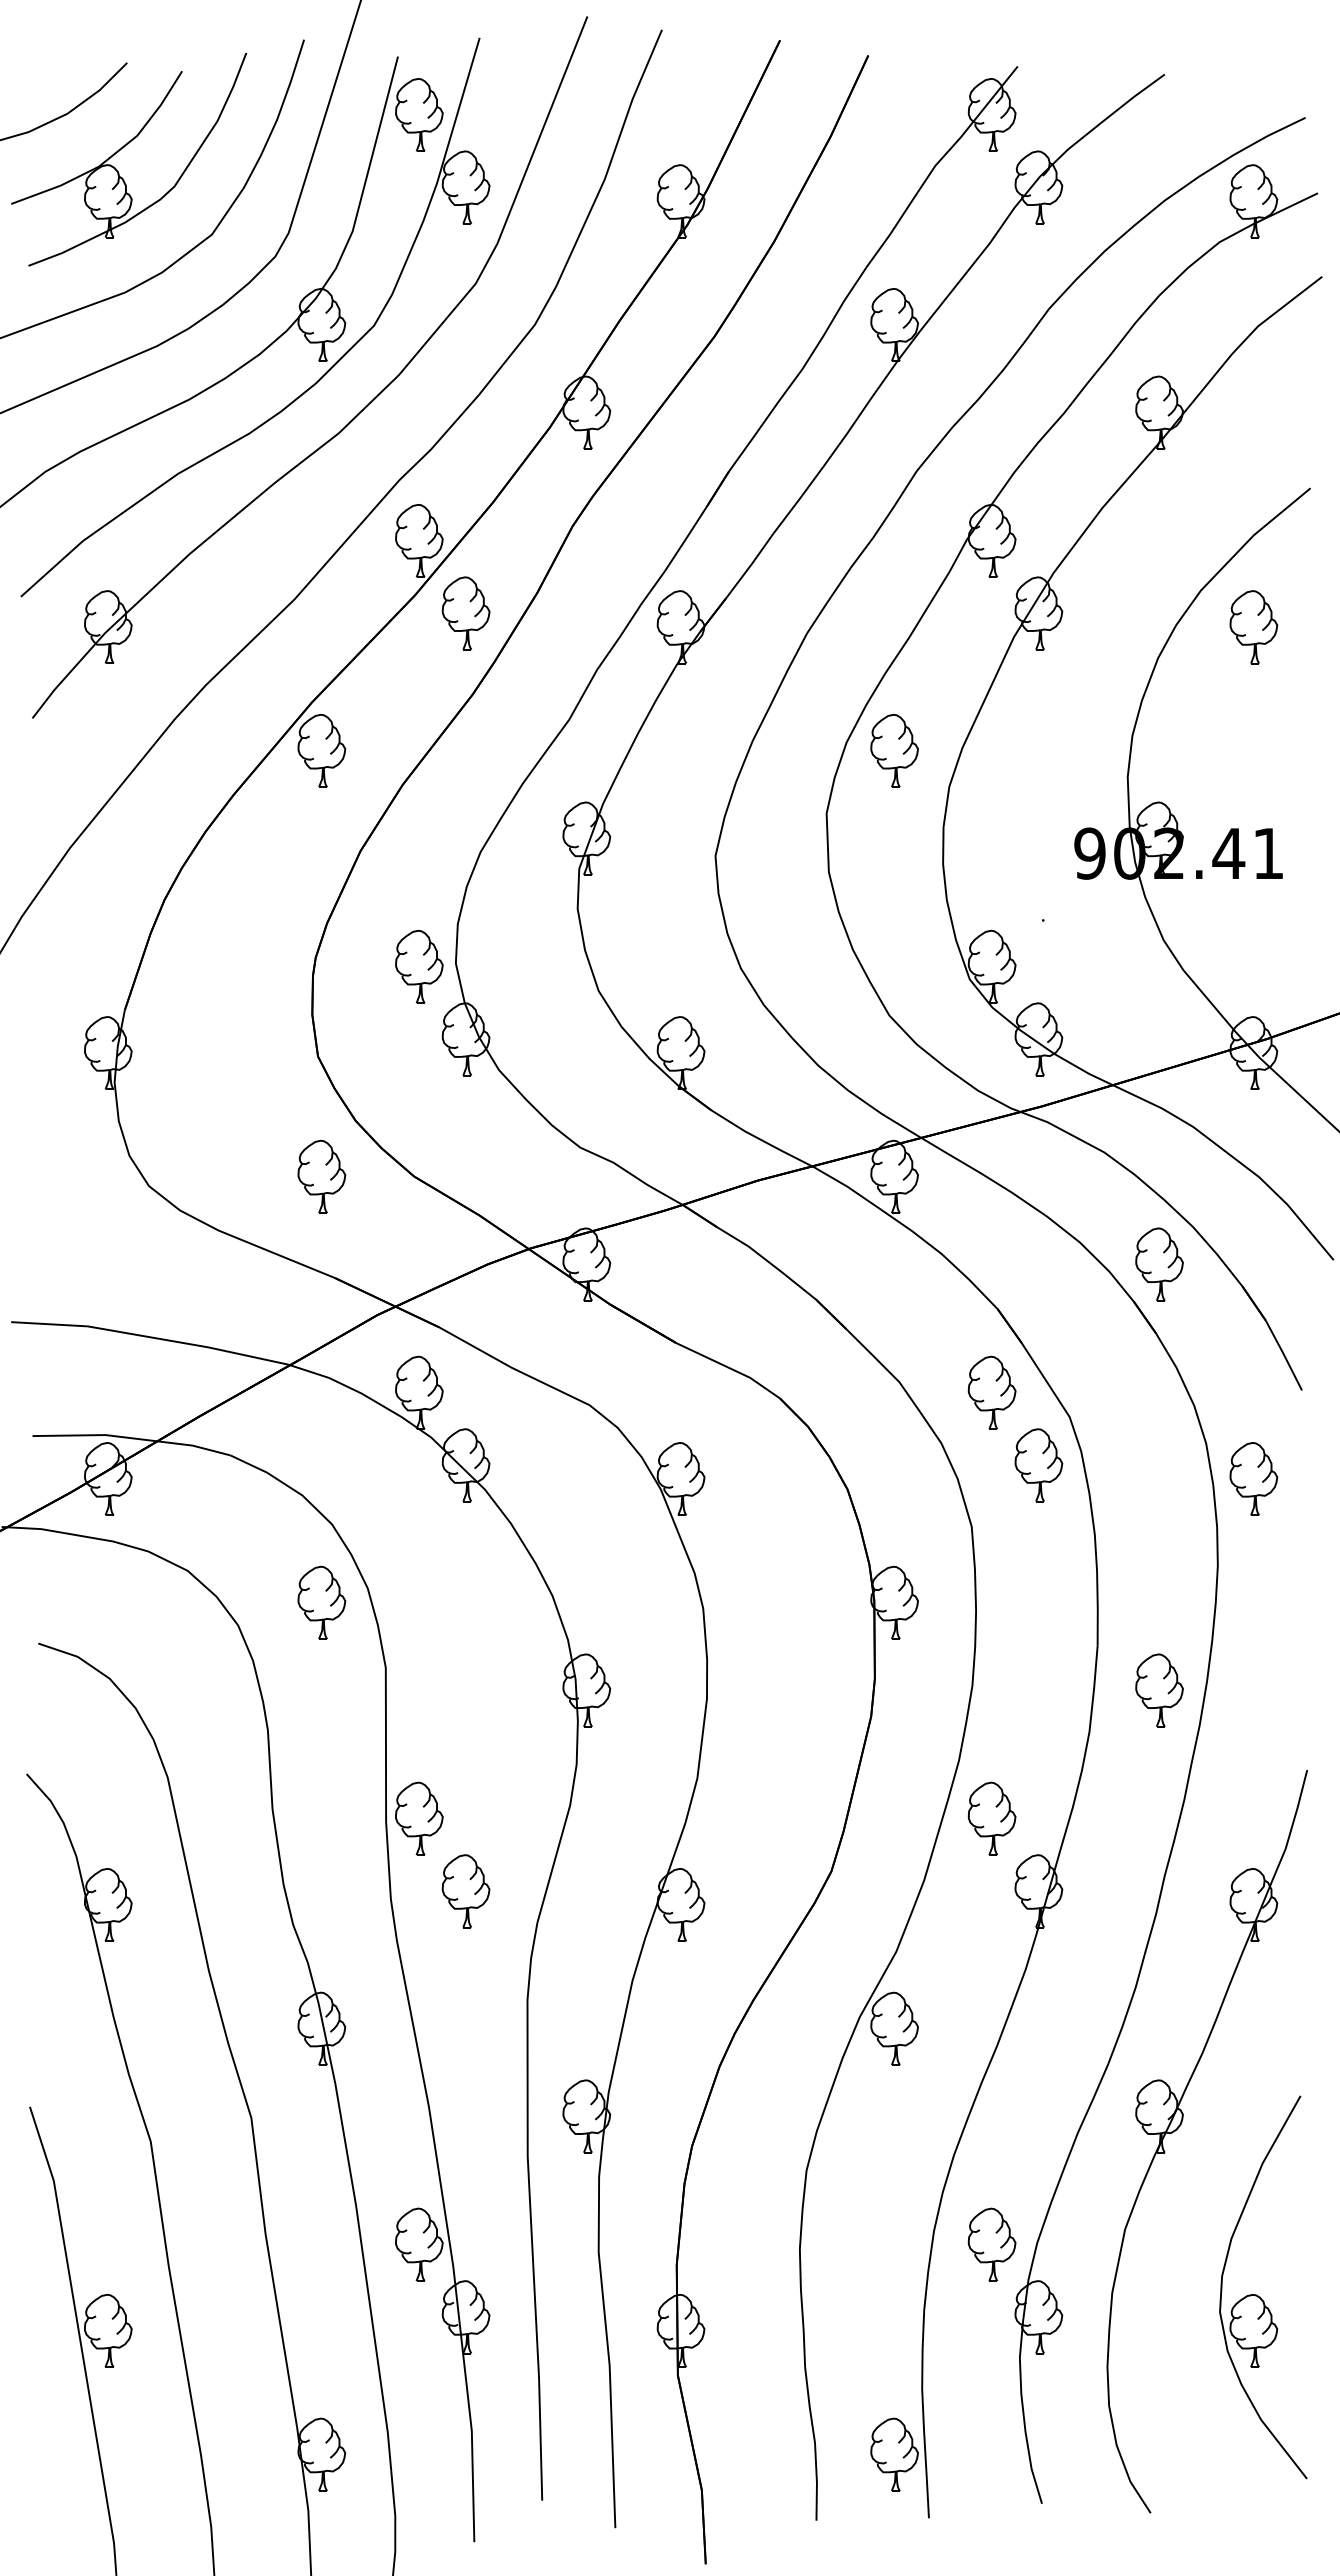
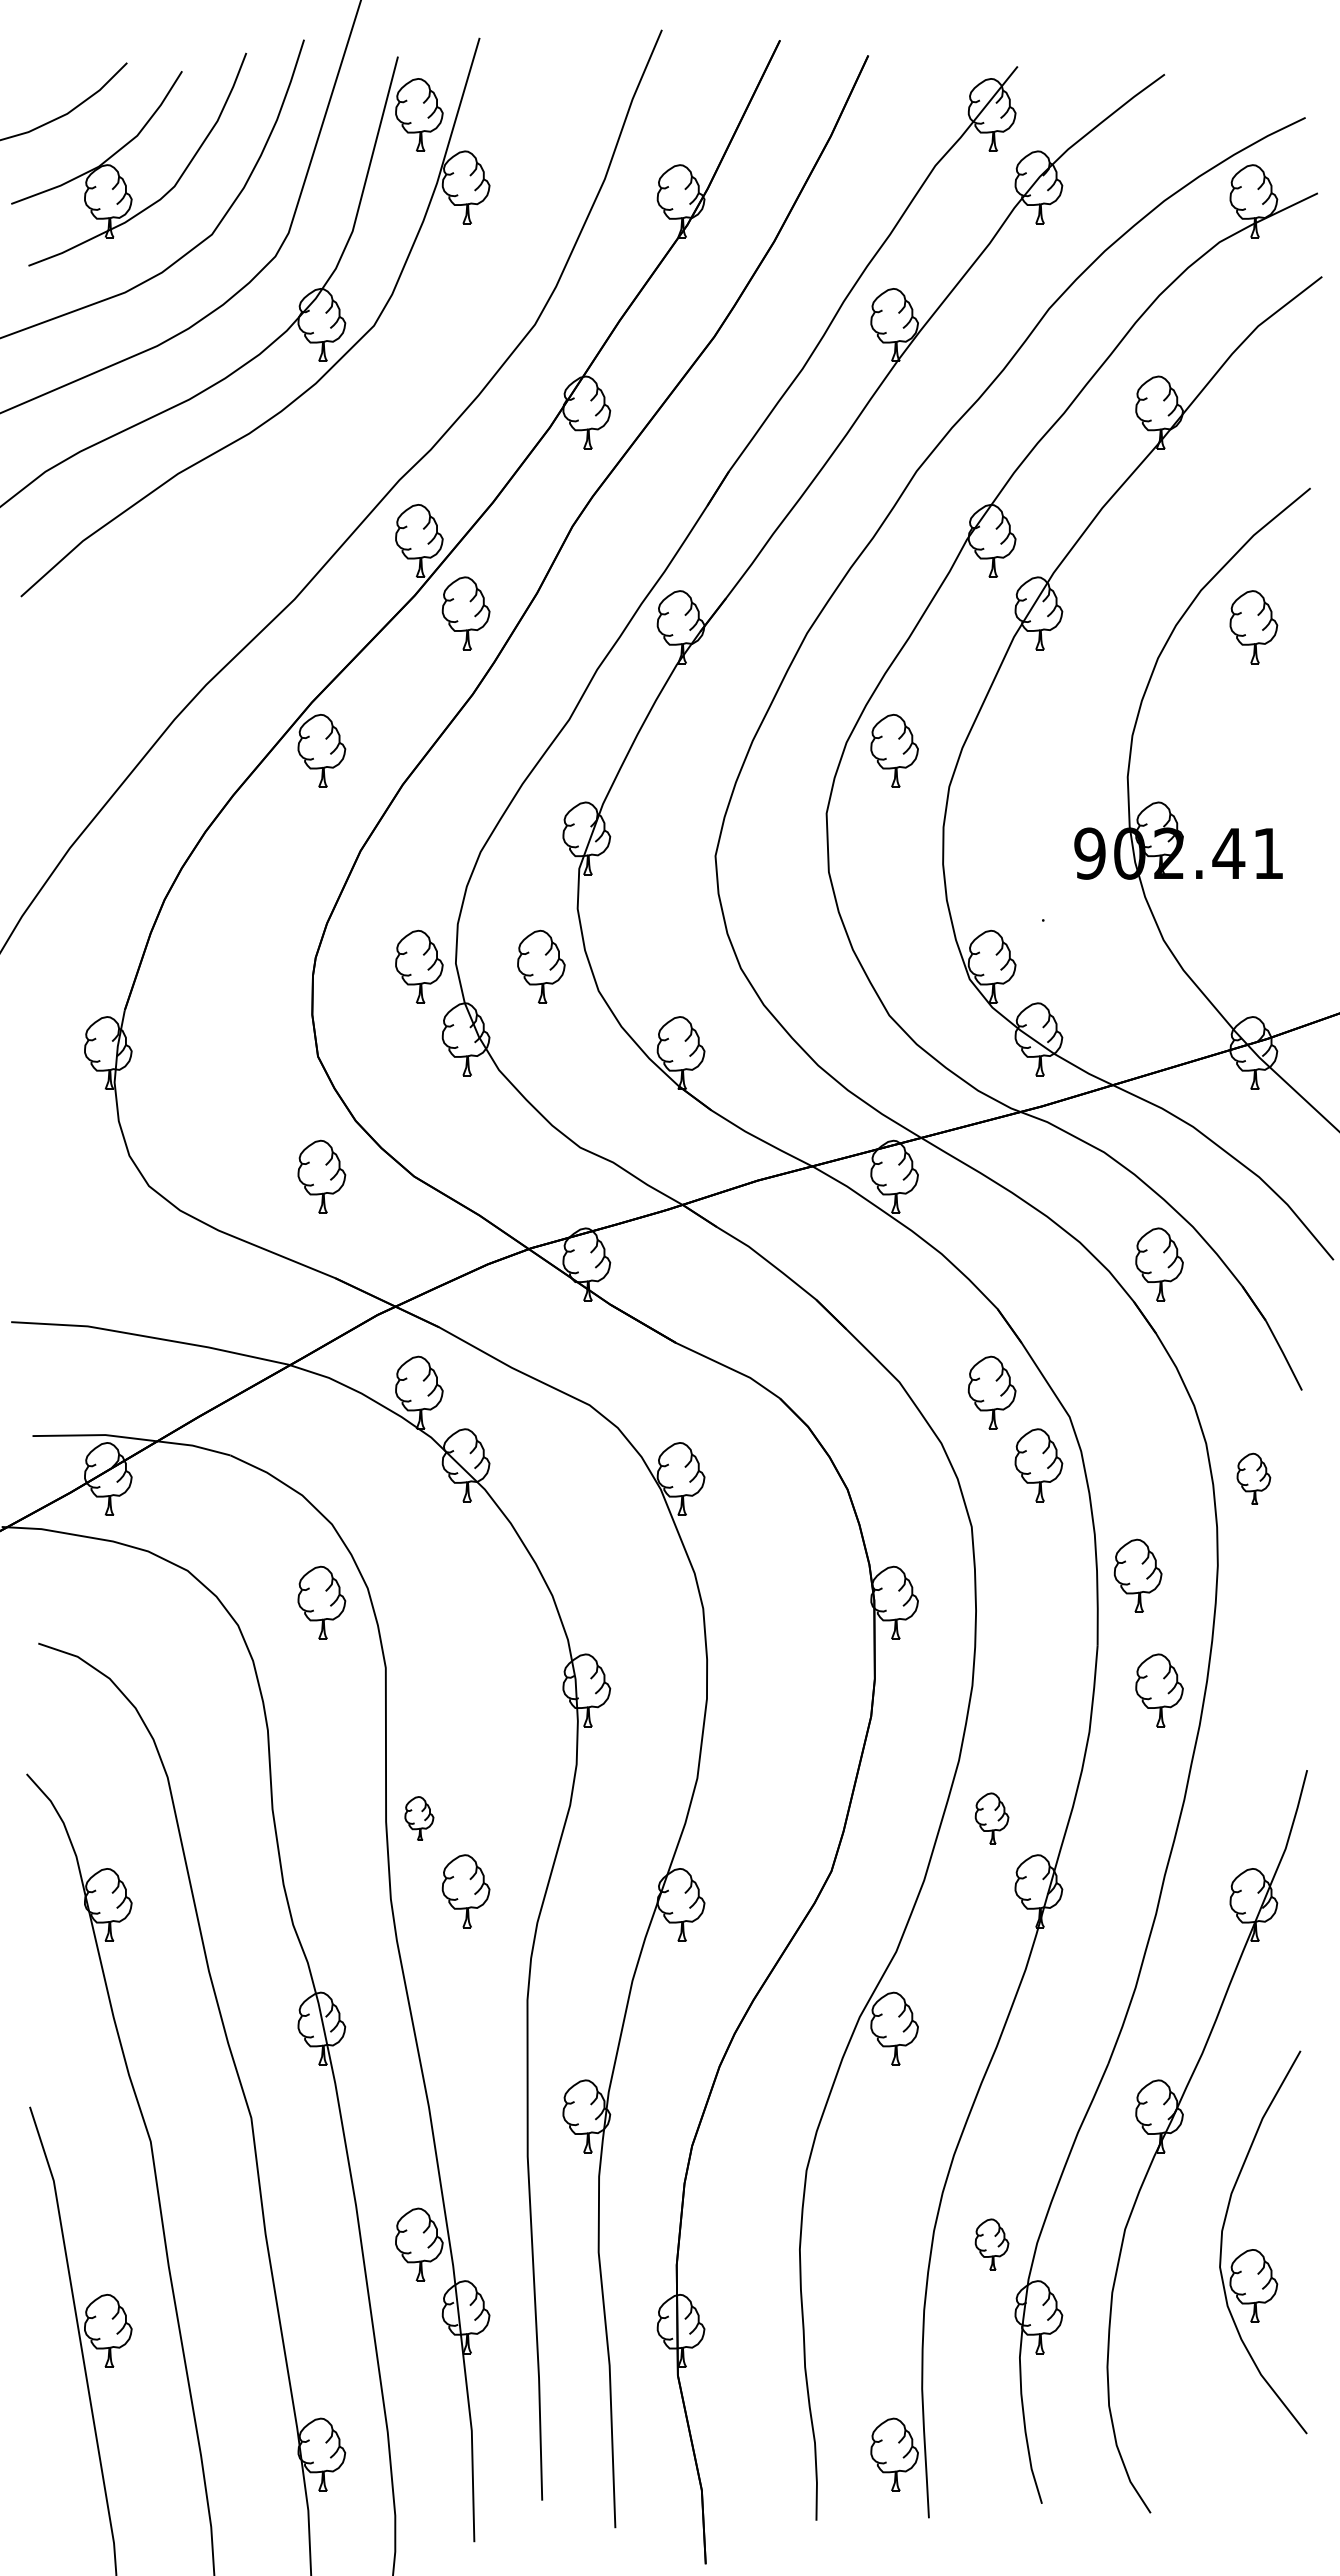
part: present -> none (357, 413)
part: none -> present (541, 966)
part size: 50x74 px -> 36x53 px (1253, 1478)
part: none -> present (1137, 1575)
part size: 49x75 px -> 31x45 px (419, 1818)
part size: 50x75 px -> 36x53 px (991, 1818)
part size: 50x75 px -> 36x53 px (991, 2244)
part position: (1258, 2295) -> (1258, 2250) (1258, 2250)
